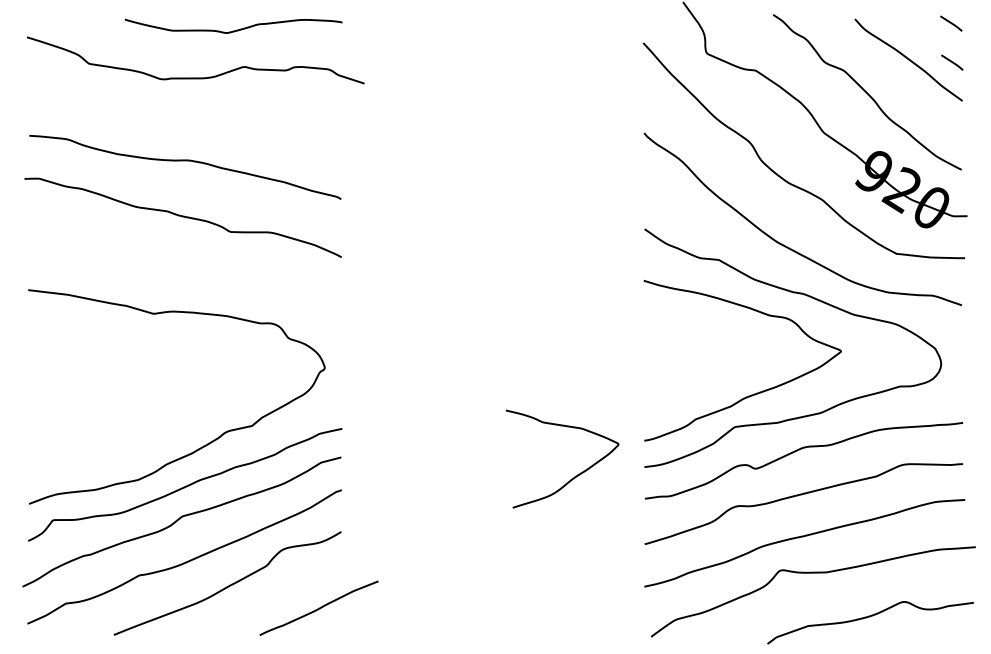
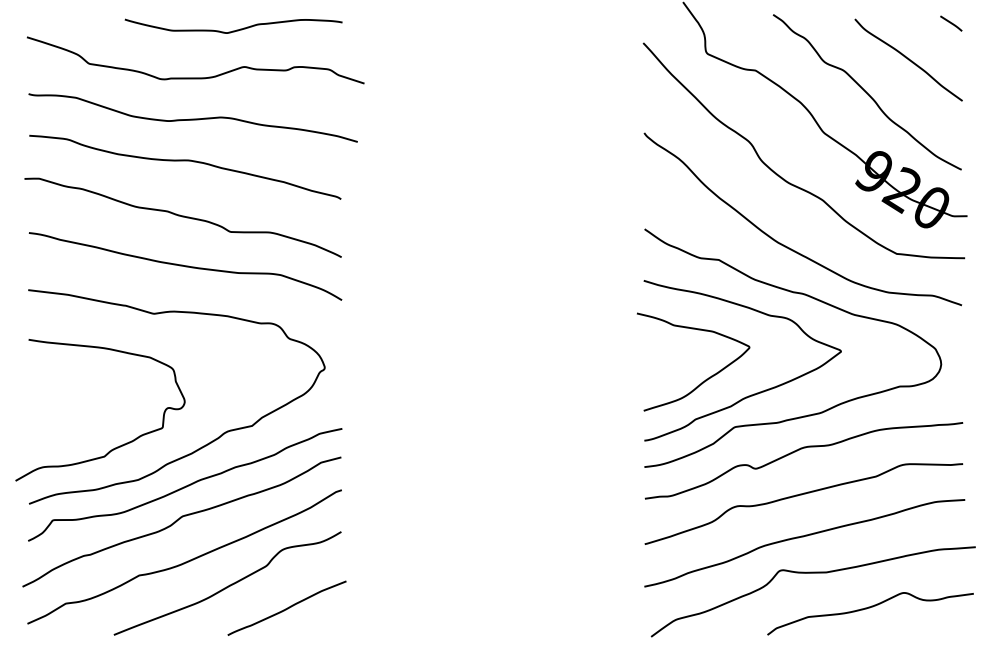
line: present -> none (952, 62)
curve: none -> present (192, 118)
curve: none -> present (185, 266)
curve: none -> present (117, 446)
curve position: (574, 476) -> (705, 379) (705, 379)
curve position: (319, 607) -> (287, 607) (287, 607)
curve position: (870, 617) -> (870, 608) (870, 608)
